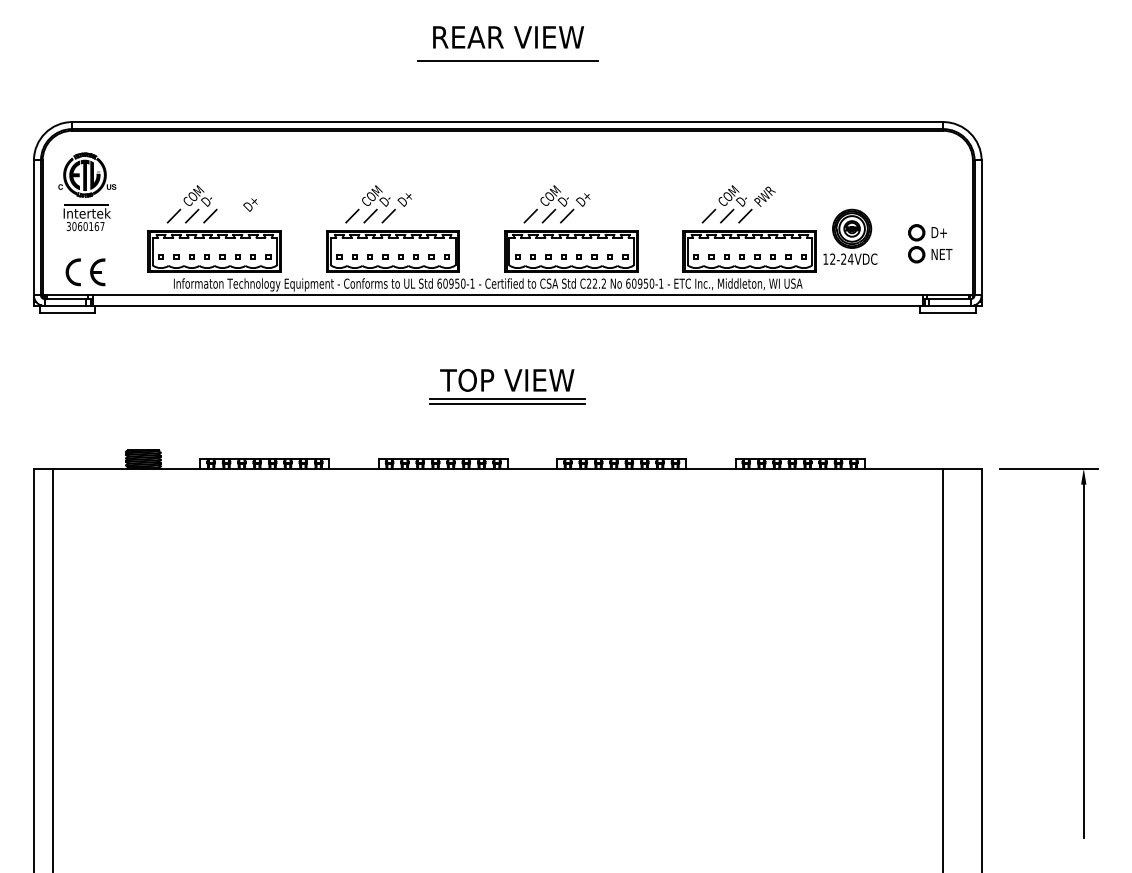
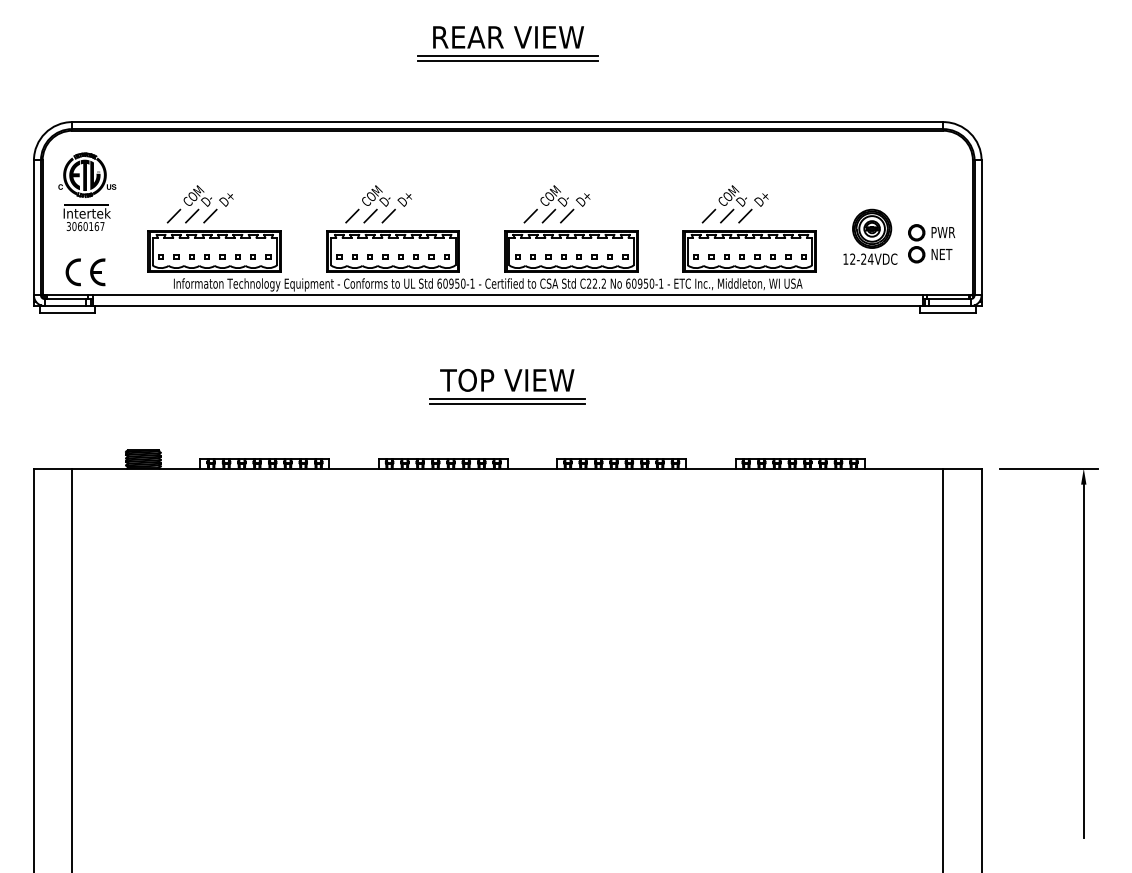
line: none -> present (507, 55)
text: PWR -> D+ (766, 196)
text position: (250, 204) -> (226, 199) (226, 199)
text: D+ -> PWR (943, 232)
part position: (850, 236) -> (870, 236) (870, 236)
line position: (53, 668) -> (72, 668) (72, 668)
